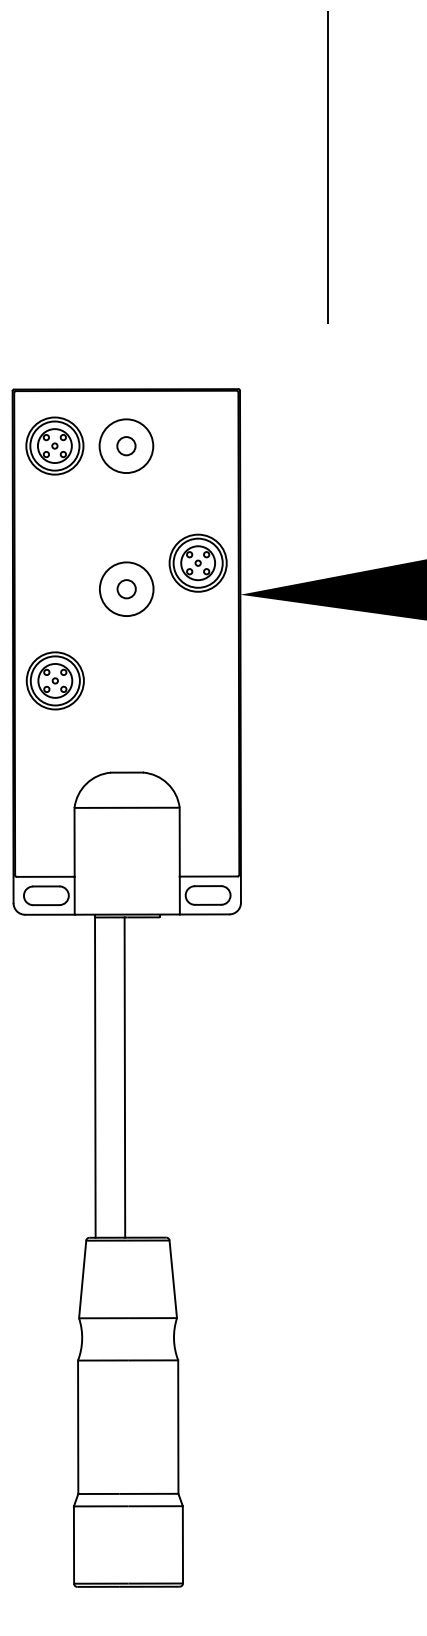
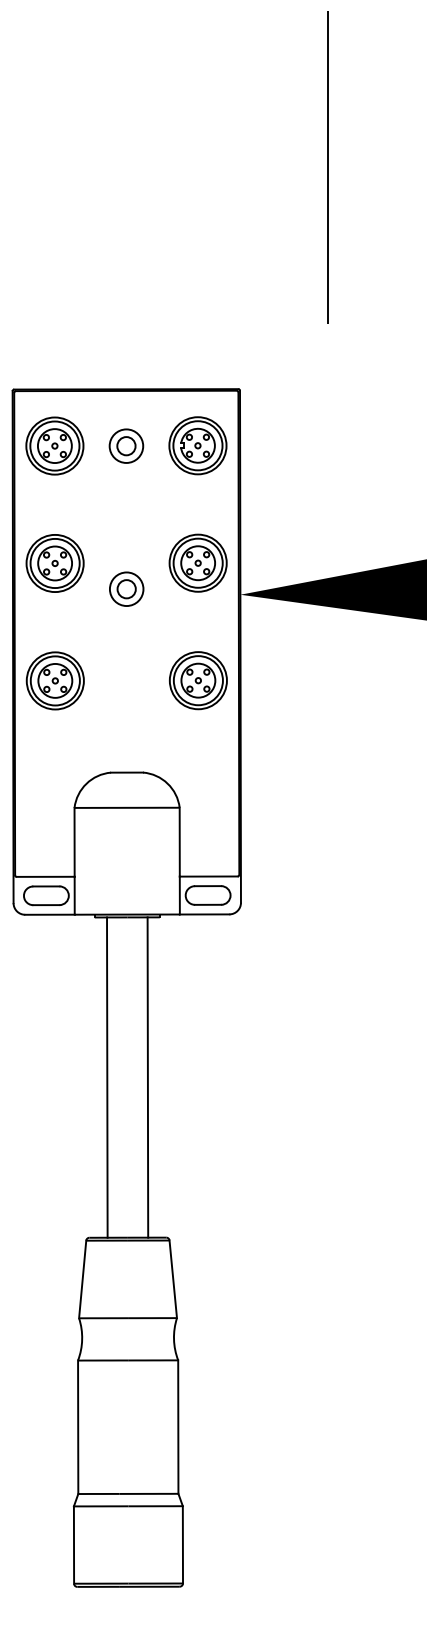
part: none -> present (197, 445)
circle diameter: 54 px -> 34 px (126, 445)
part: none -> present (54, 563)
circle diameter: 54 px -> 34 px (126, 589)
part: none -> present (198, 680)
line position: (95, 1077) -> (107, 1077) (107, 1077)
line position: (124, 1077) -> (147, 1077) (147, 1077)
